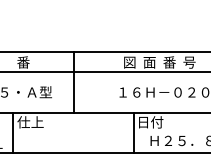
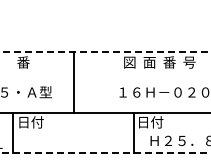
line: solid -> dashed (105, 52)
line: present -> none (104, 72)
text: 仕上 -> 日付 (30, 122)
line: solid -> dashed (105, 153)
